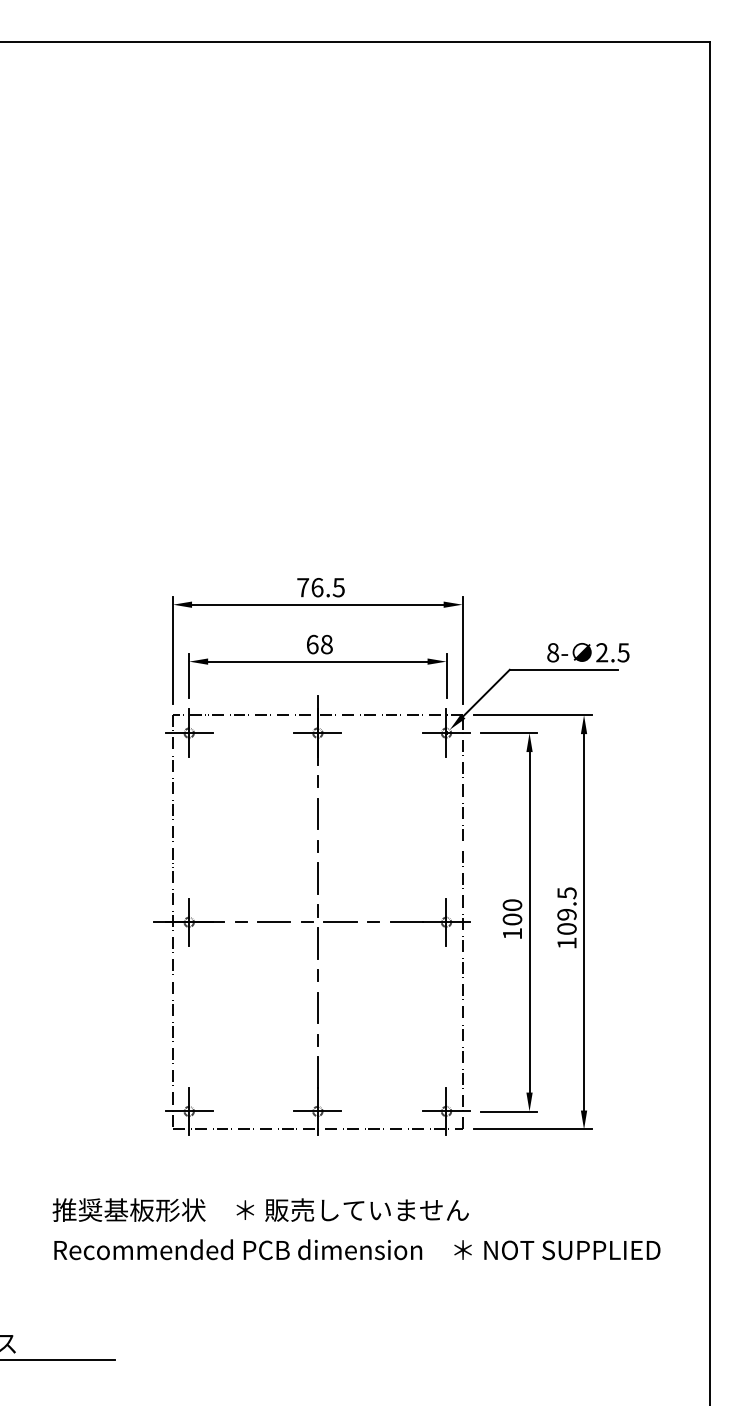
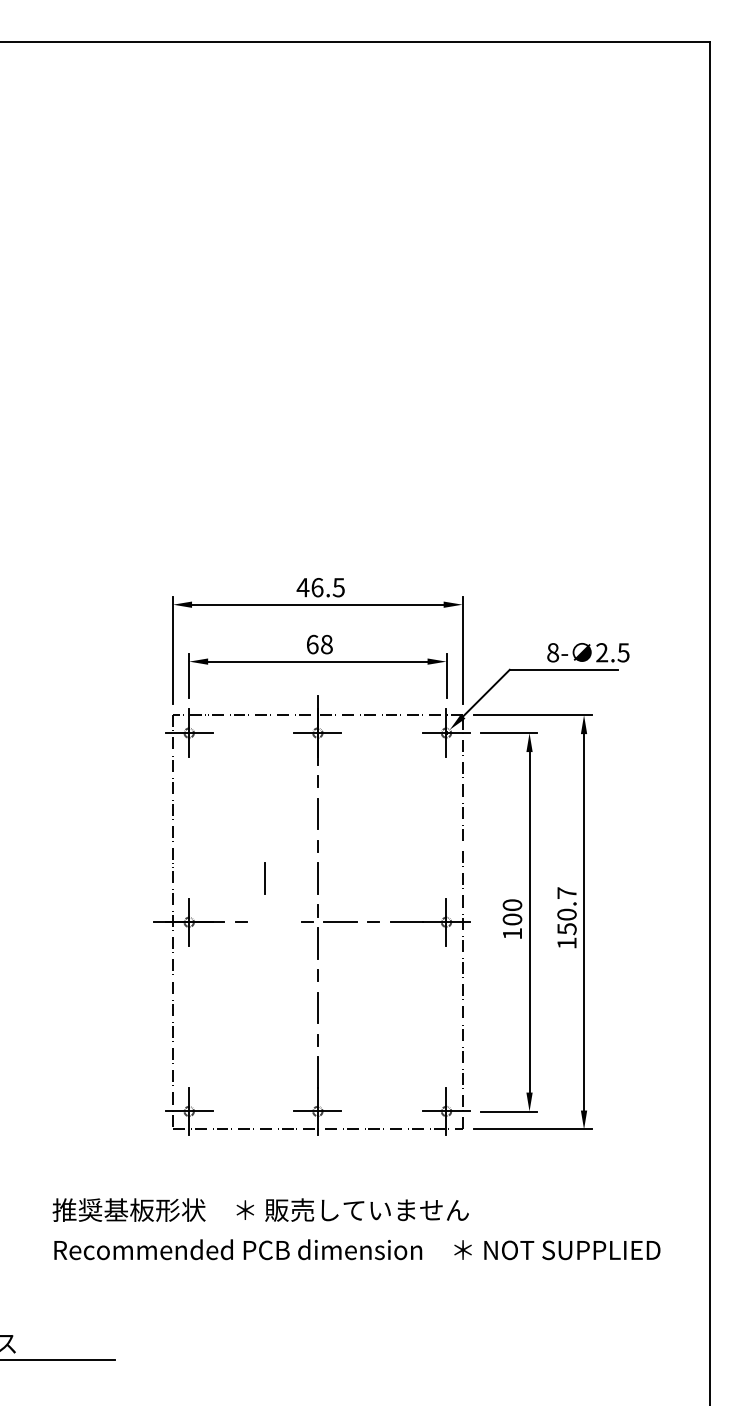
text: 76.5 -> 46.5 (302, 587)
line: none -> present (264, 878)
text: 109.5 -> 150.7 (566, 911)
line: present -> none (274, 922)
